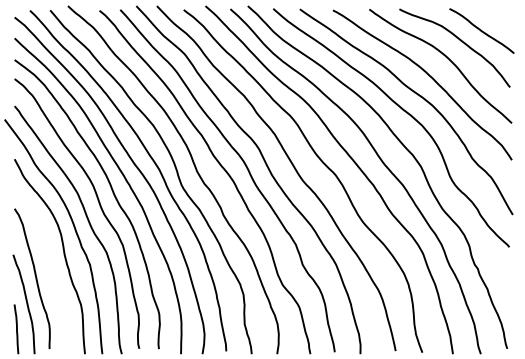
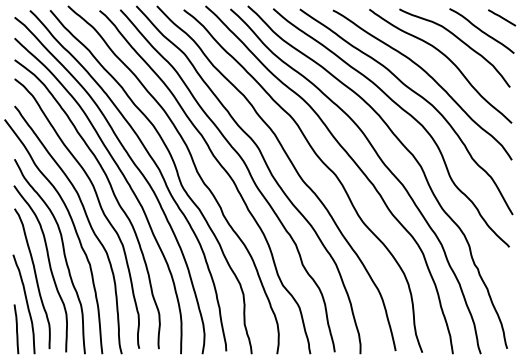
line: none -> present (502, 17)
curve: none -> present (49, 268)
